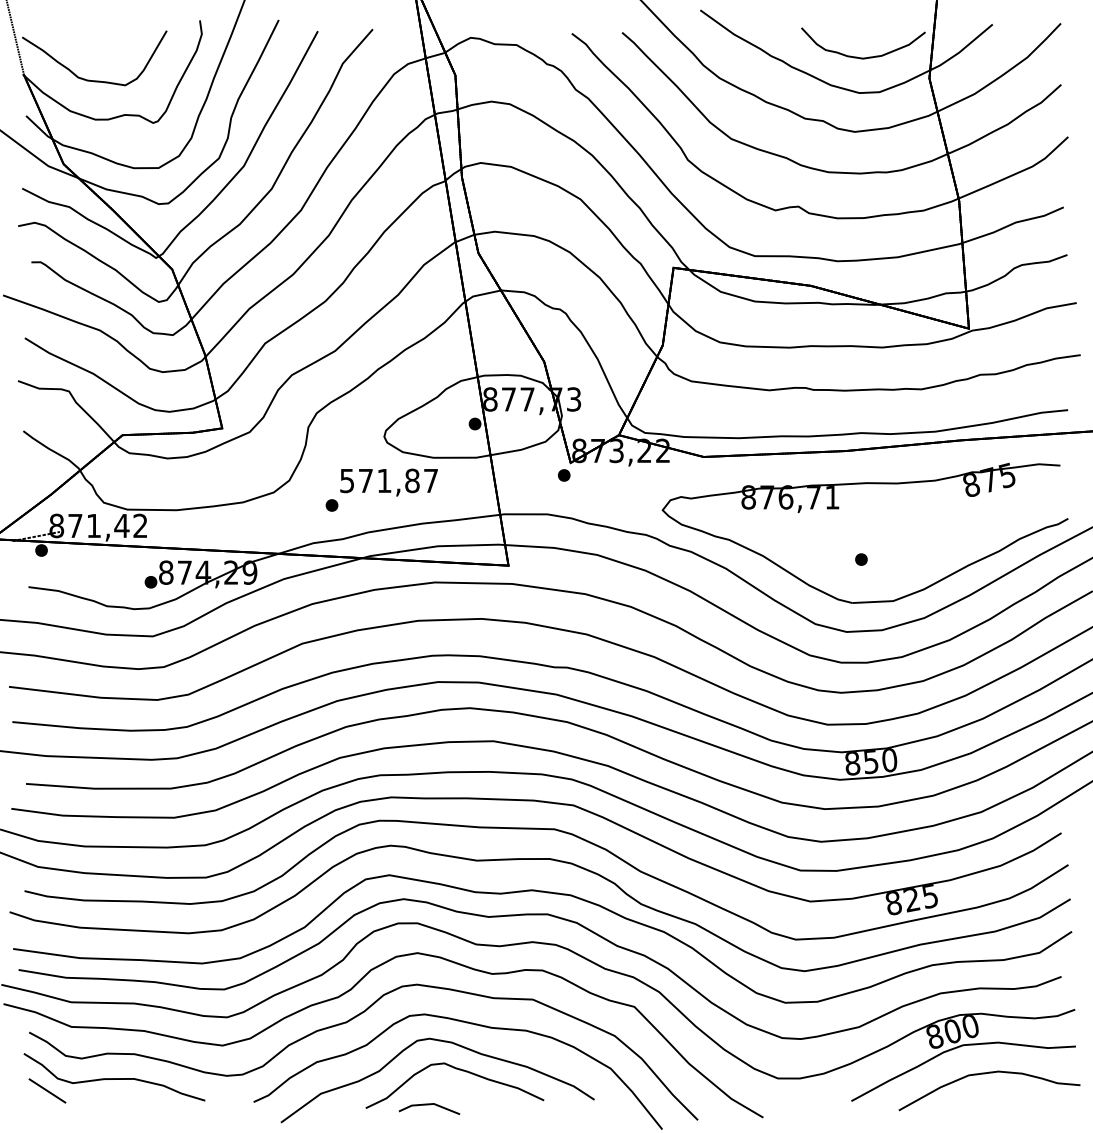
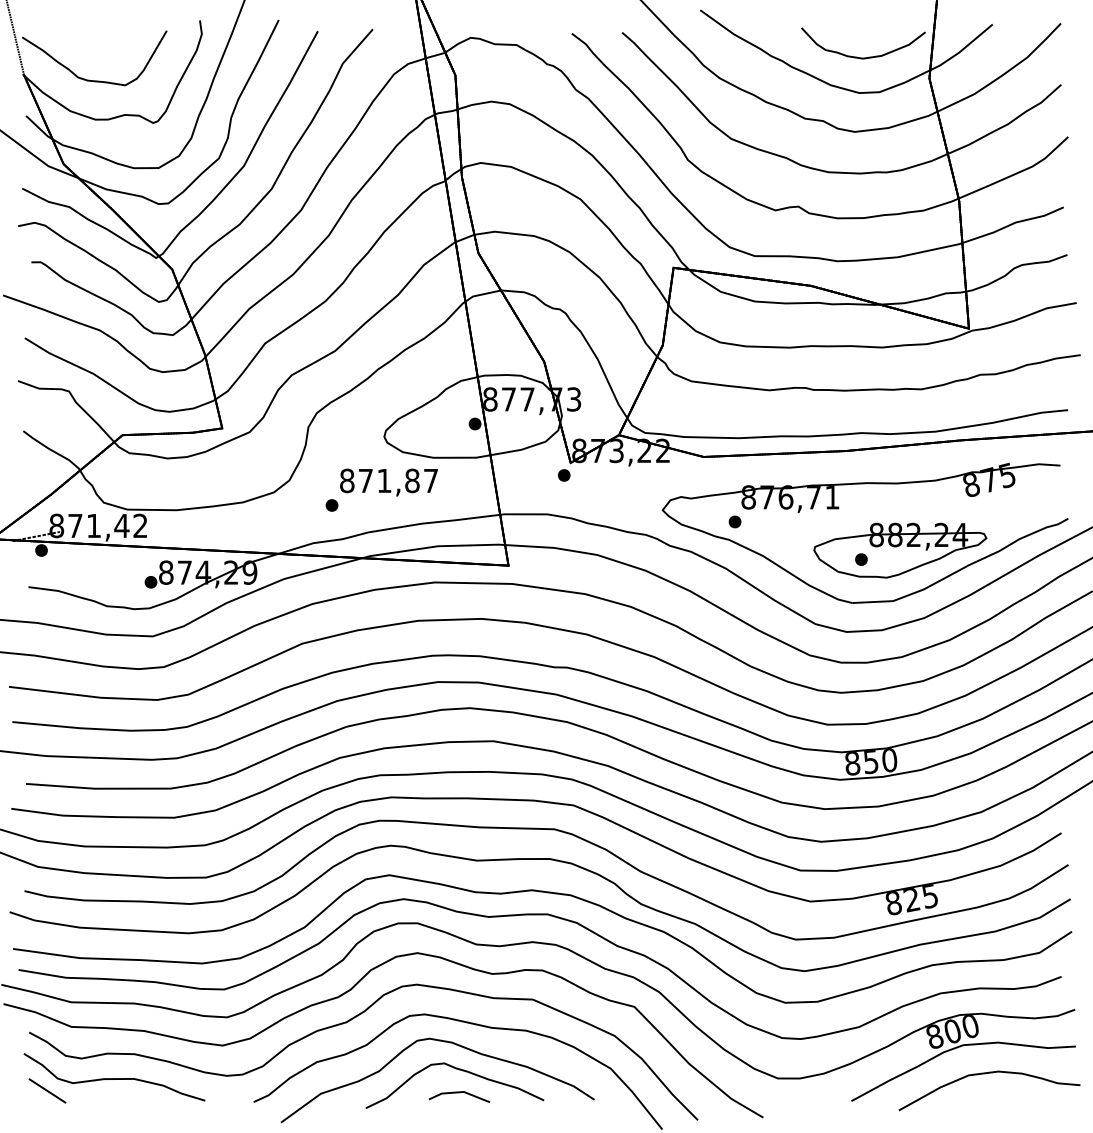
text: 571,87 -> 871,87 (347, 480)
part: none -> present (734, 521)
part: none -> present (900, 550)
part position: (429, 1108) -> (459, 1096) (459, 1096)
